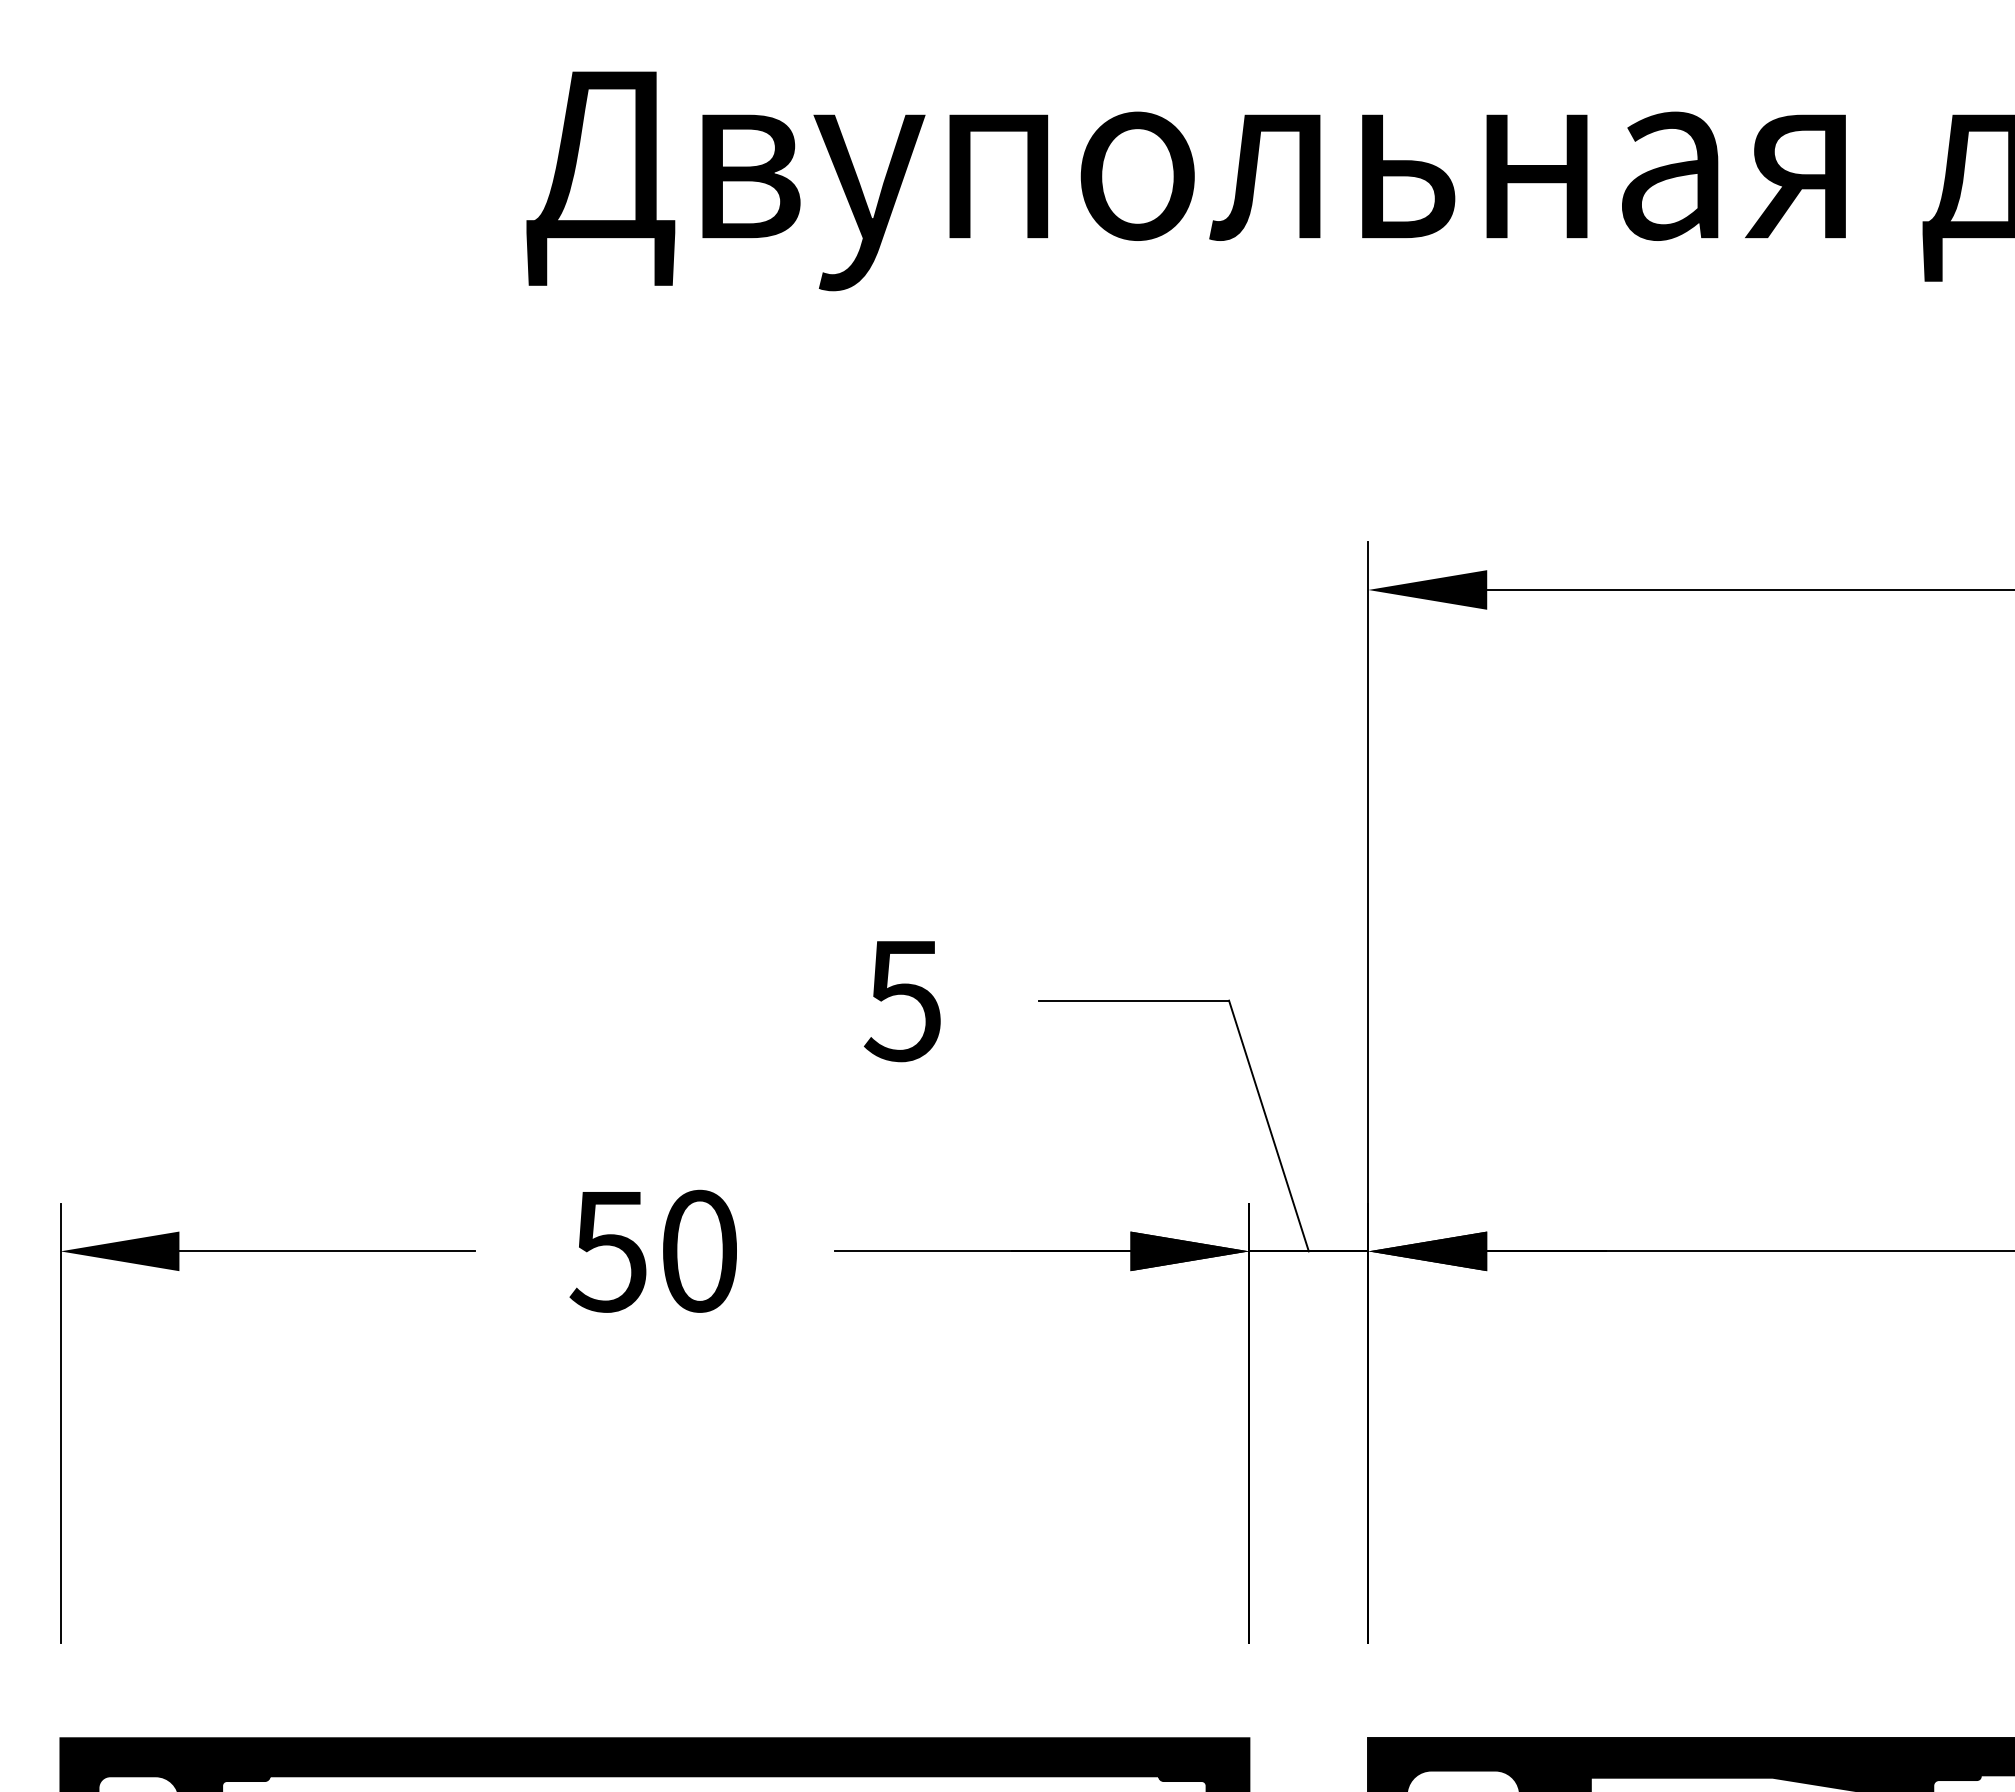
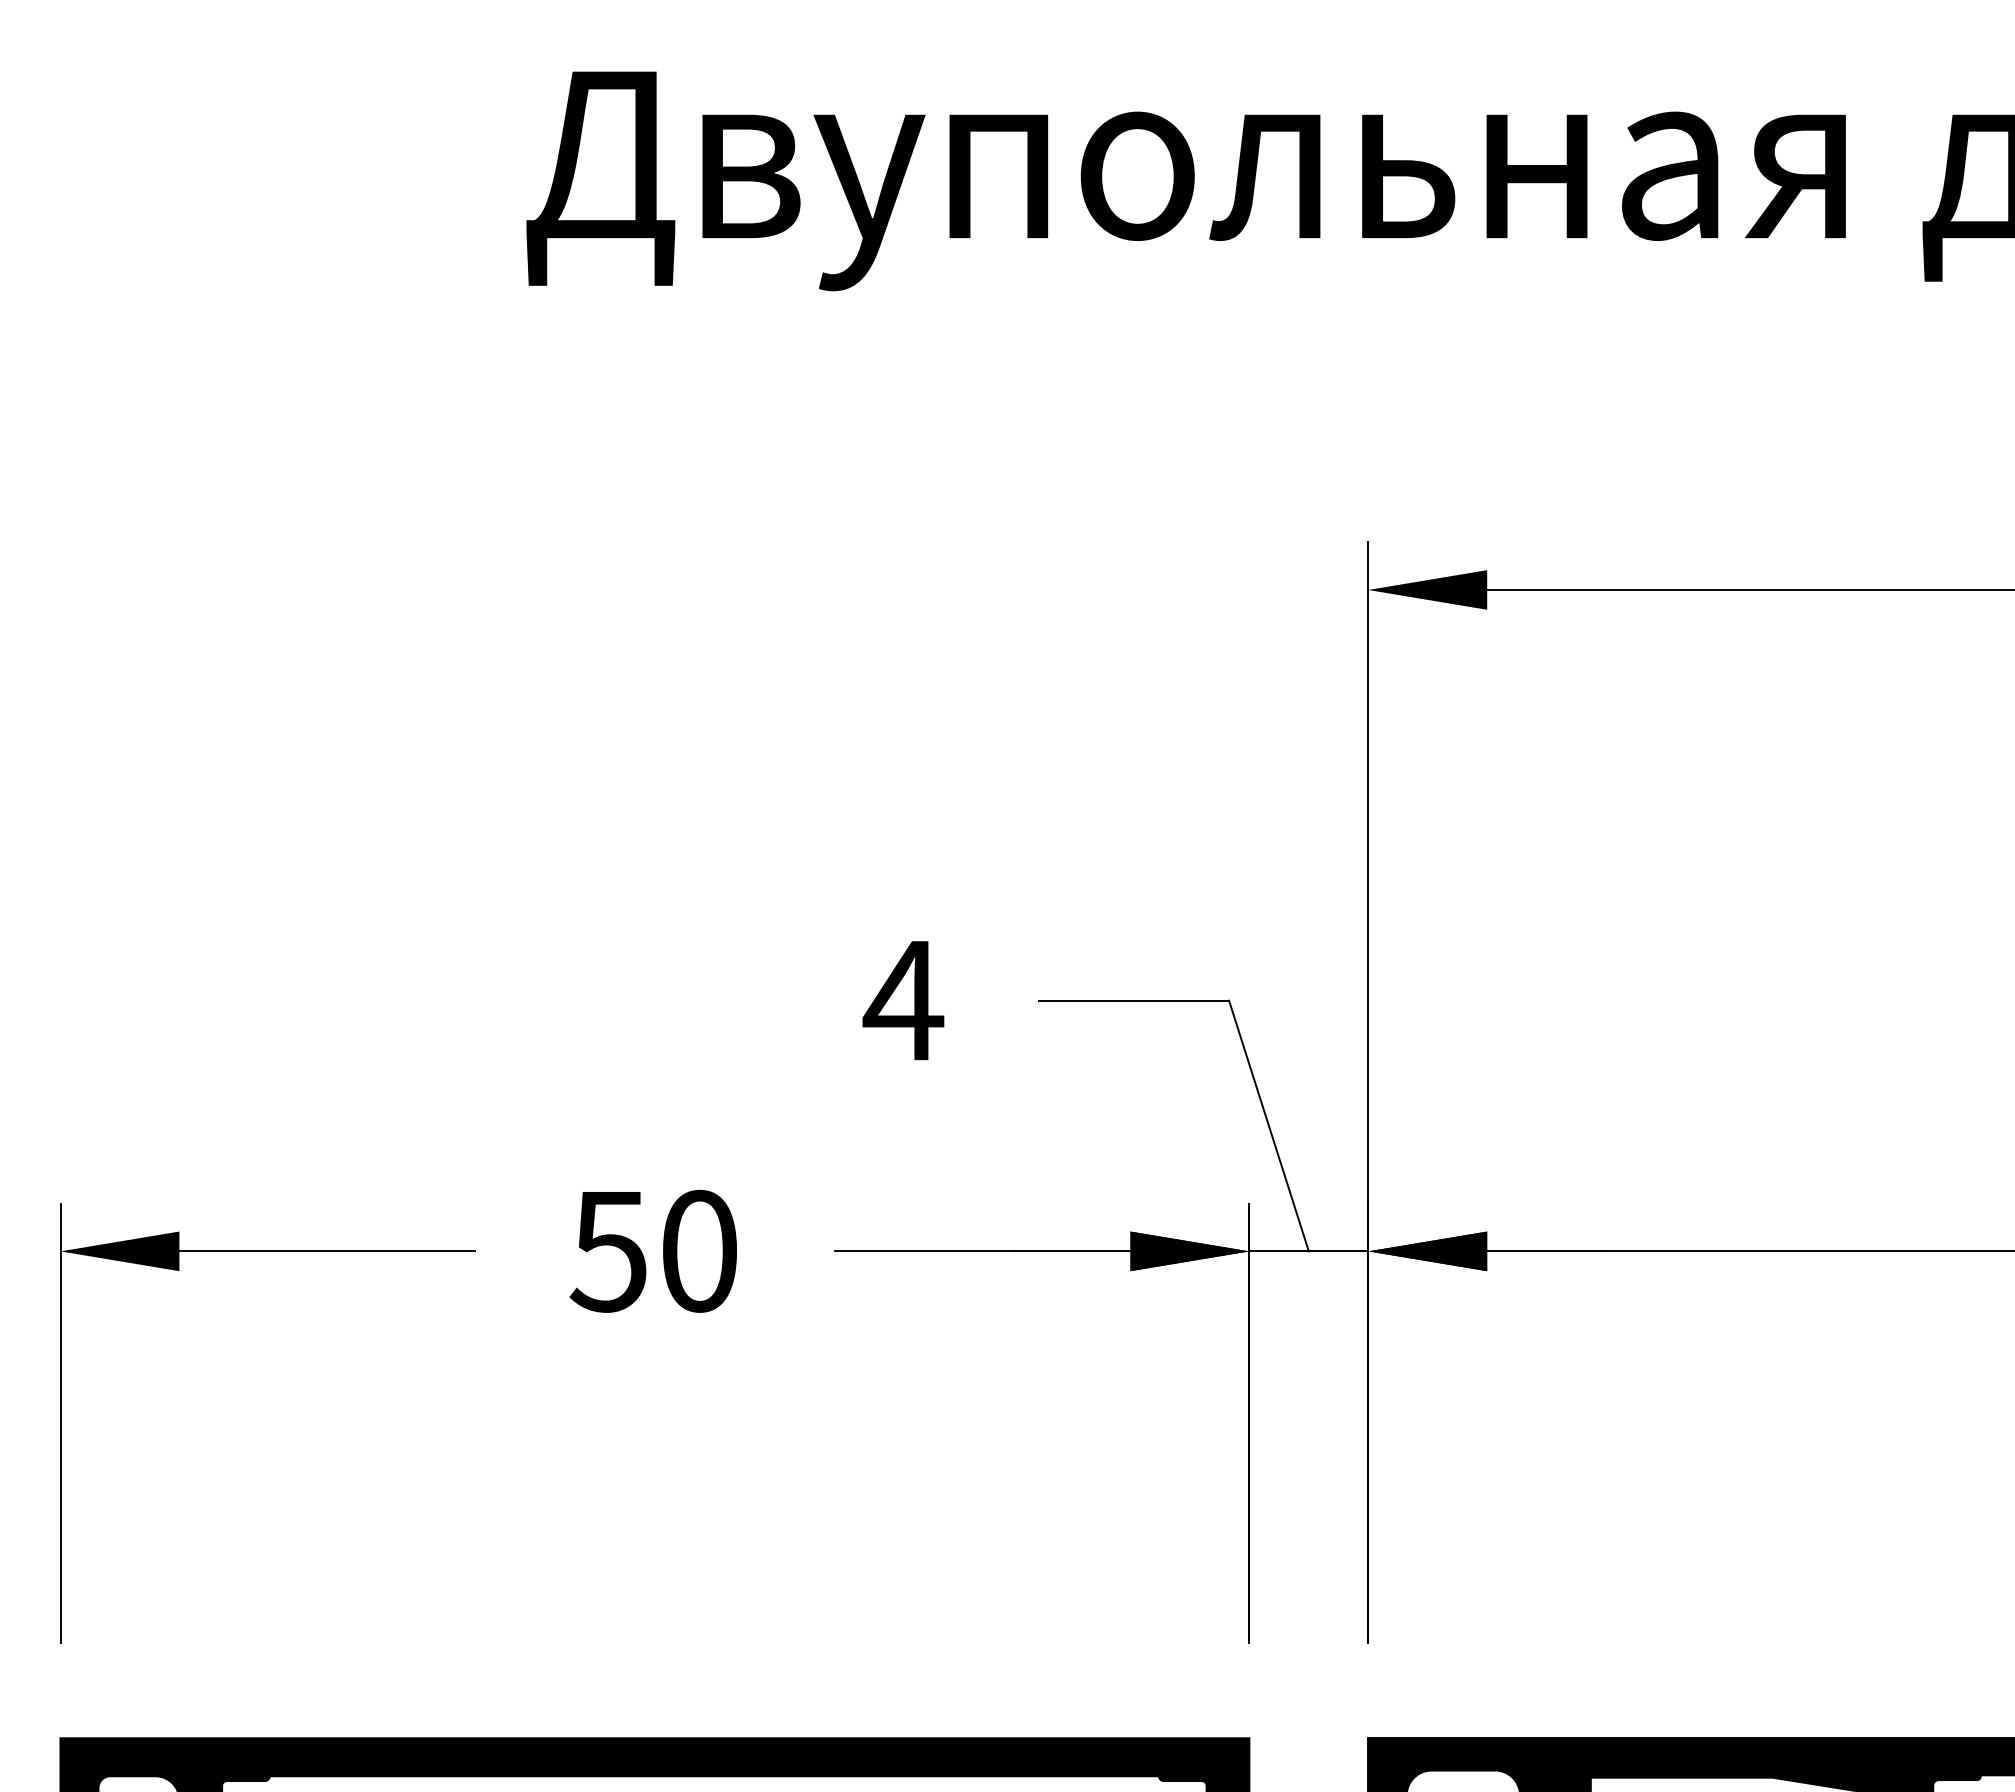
text: 5 -> 4 (903, 1001)
